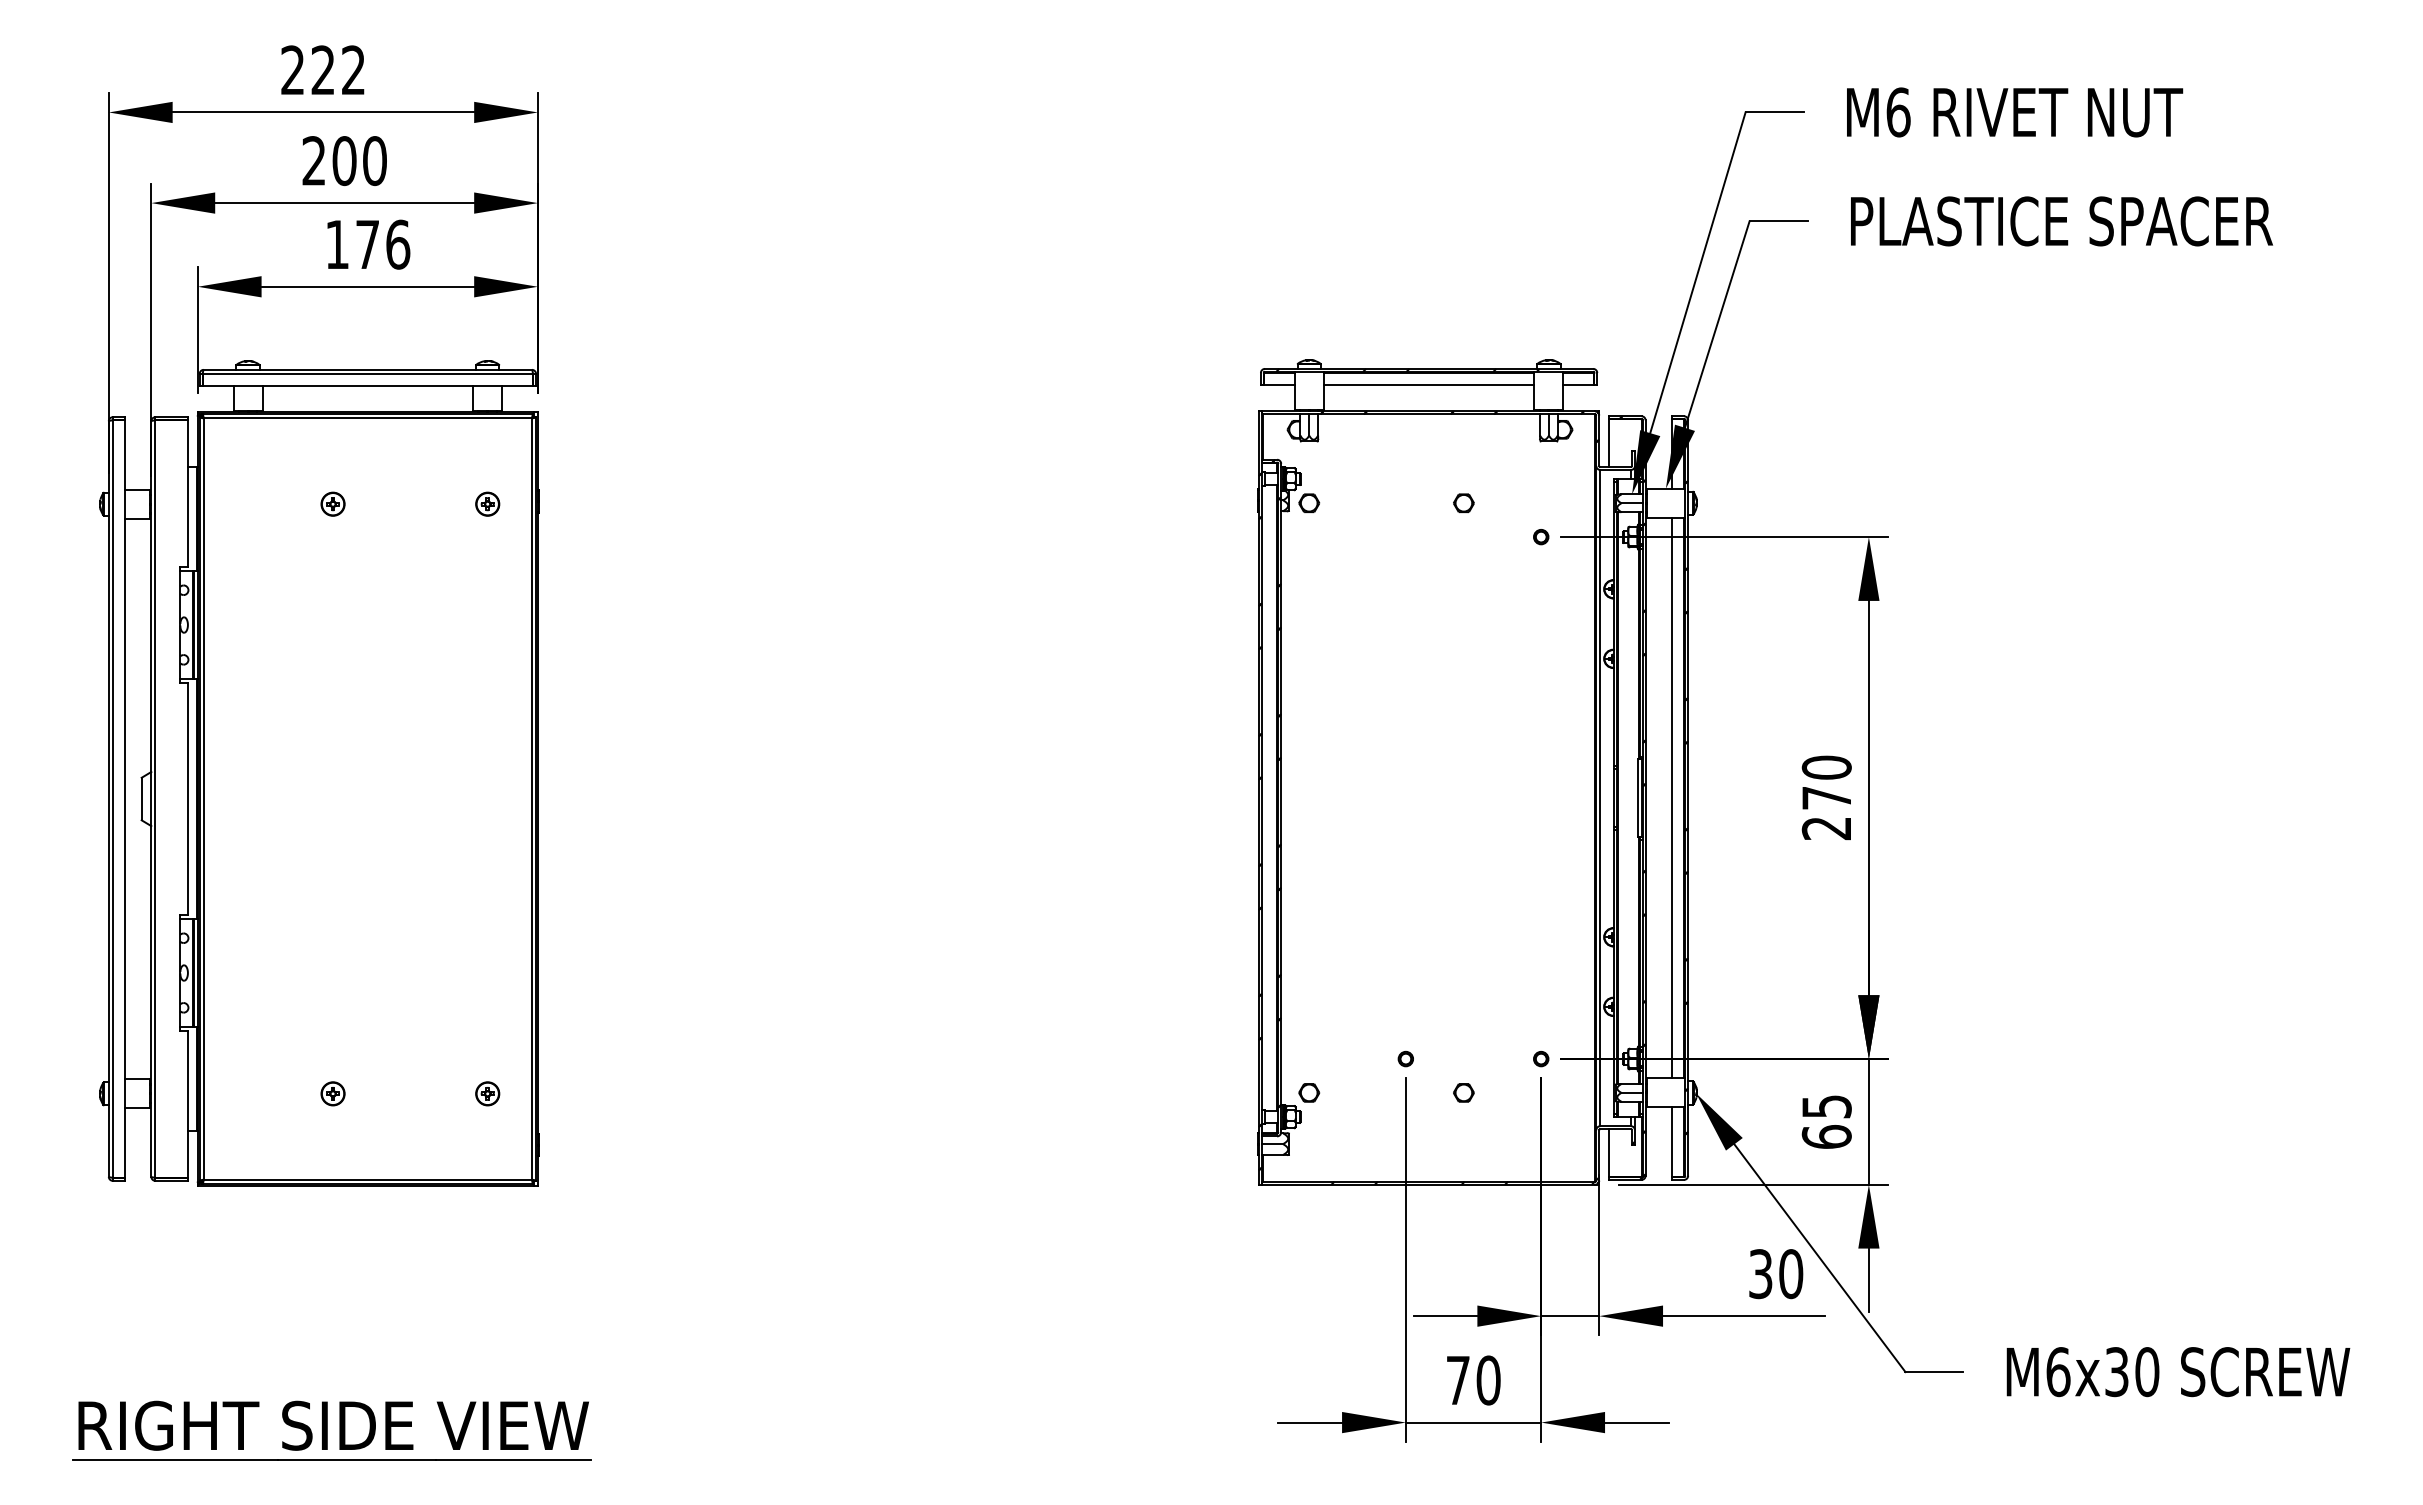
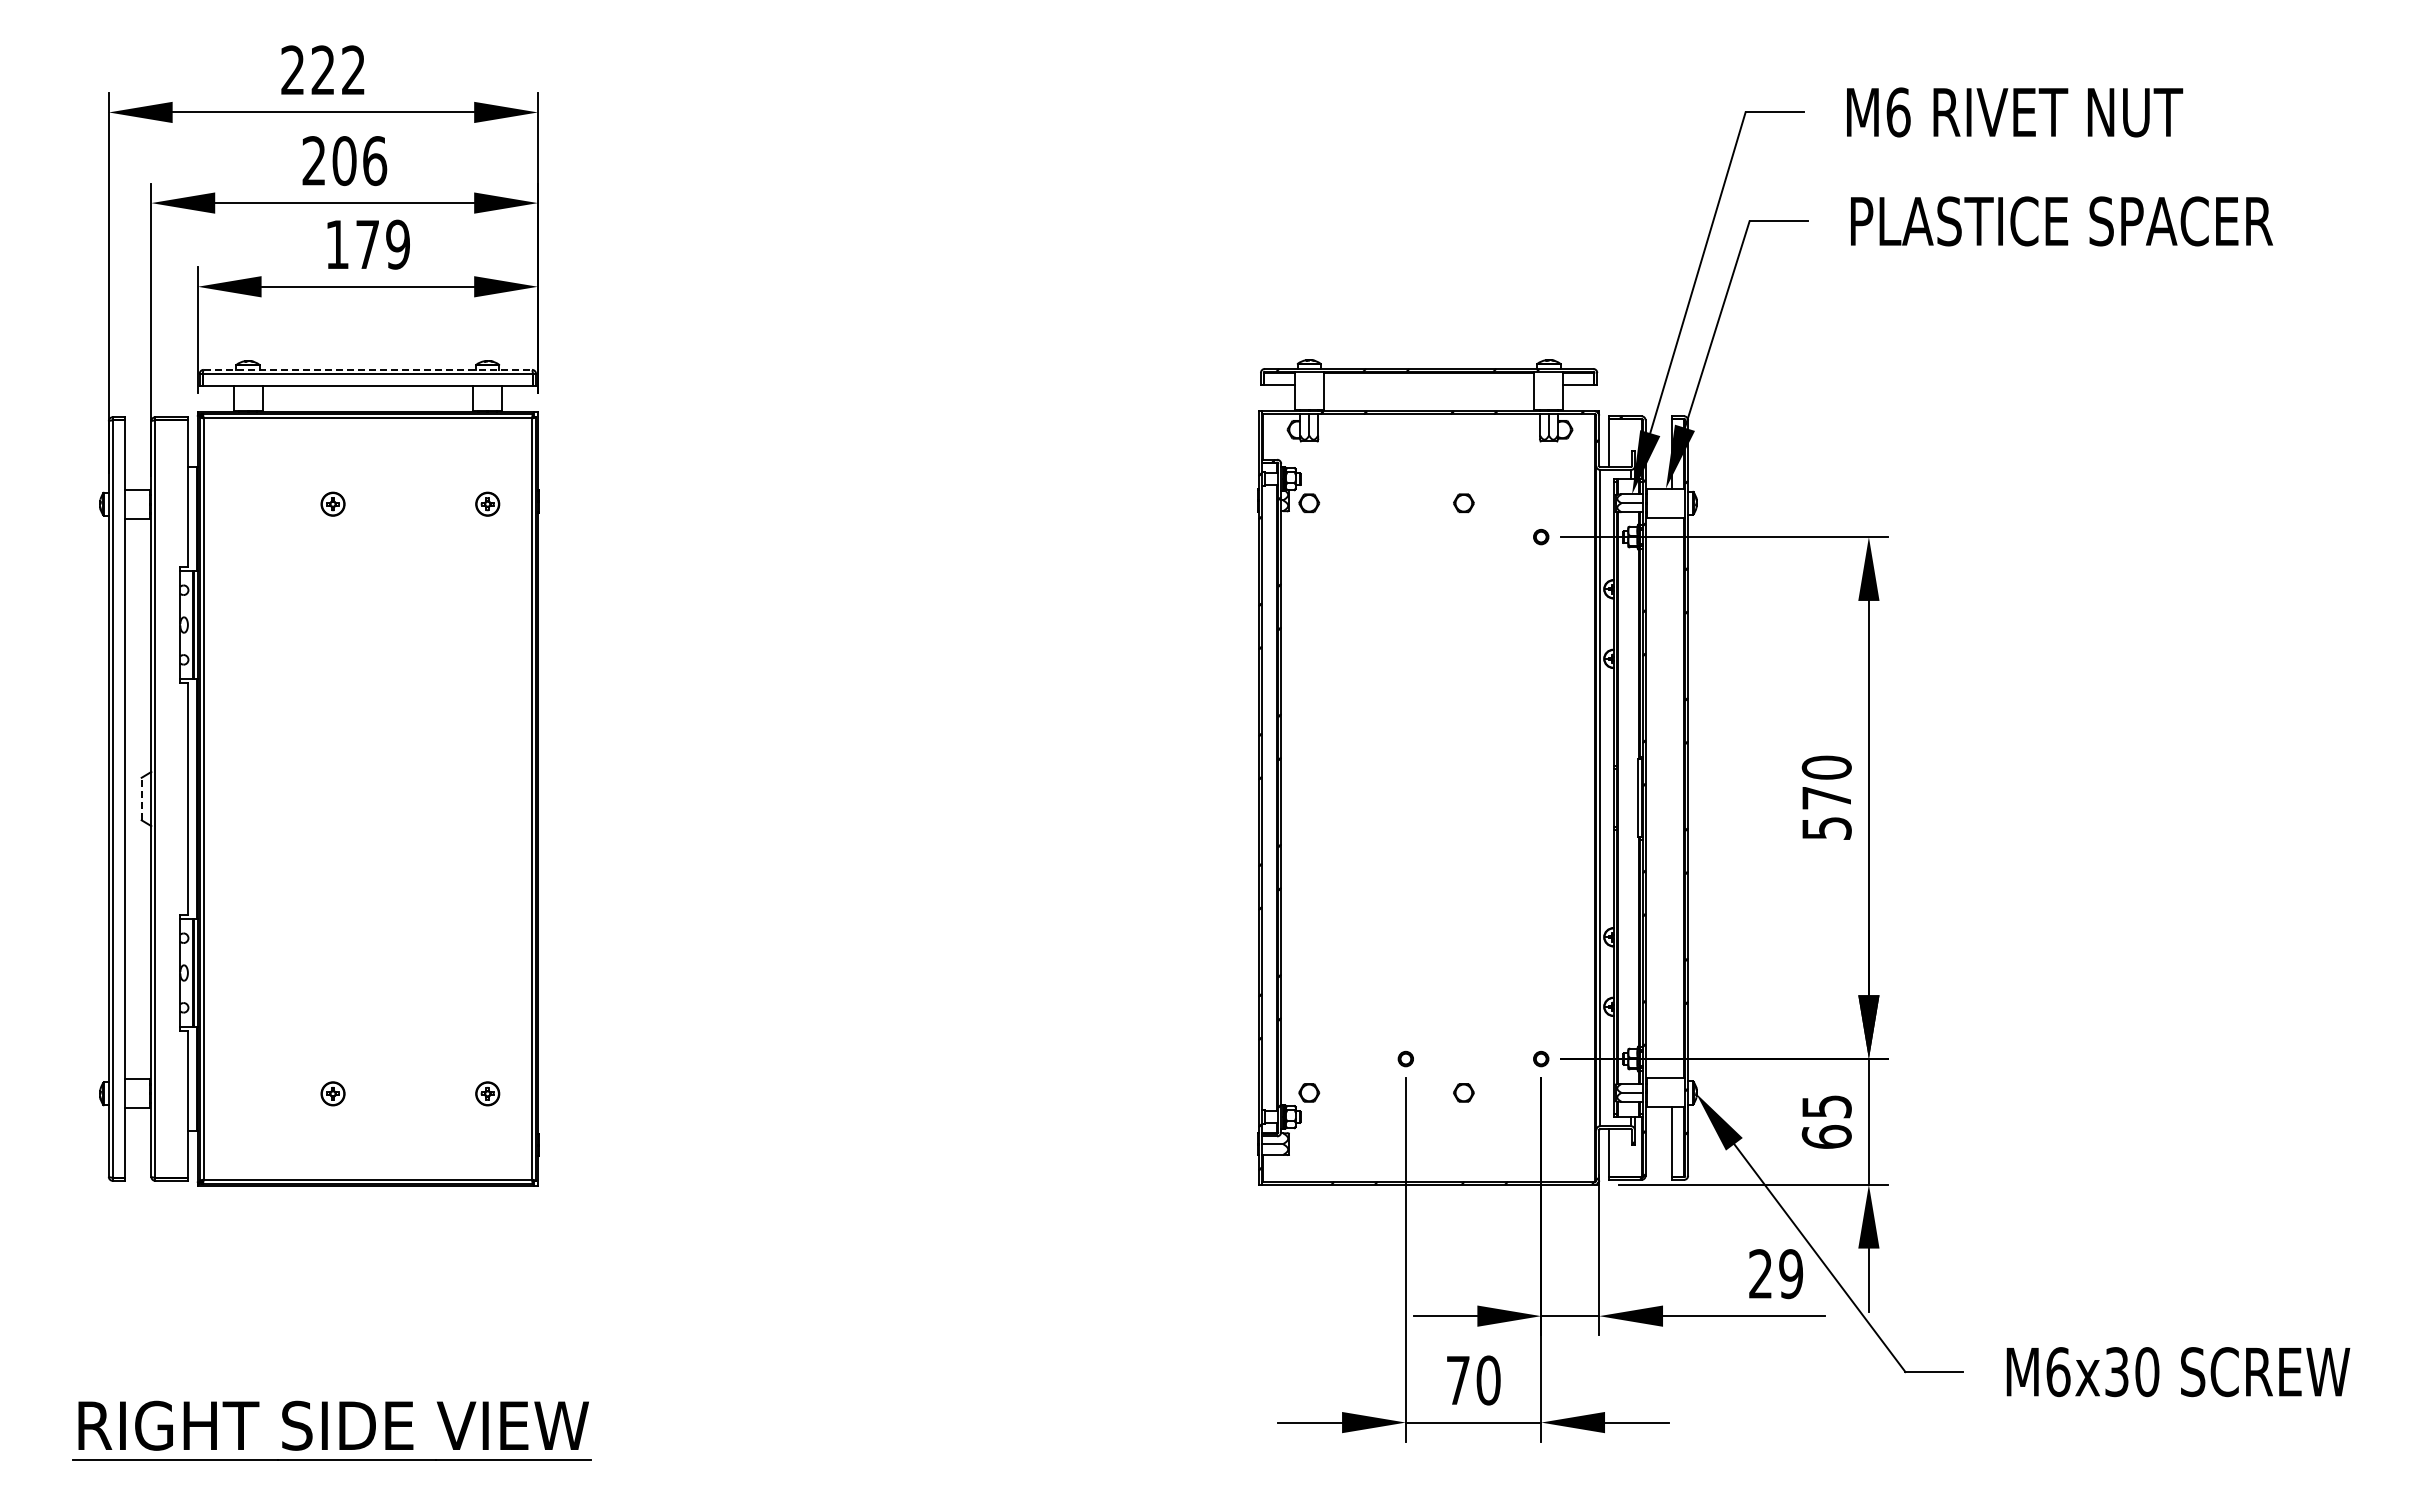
text: 200 -> 206 (375, 160)
text: 176 -> 179 (398, 244)
line: solid -> dashed (368, 369)
line: present -> none (1428, 385)
line: present -> none (1671, 797)
line: solid -> dashed (141, 798)
text: 270 -> 570 (1826, 828)
text: 30 -> 29 (1776, 1274)
